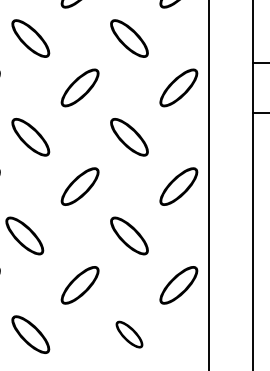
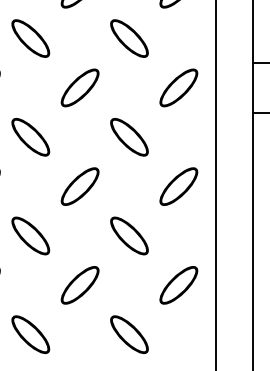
line position: (208, 184) -> (215, 184) (215, 184)
part position: (24, 235) -> (30, 235) (30, 235)
part size: 29x29 px -> 39x39 px (129, 334)
